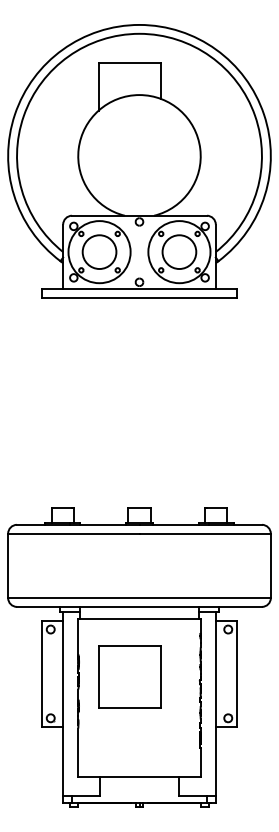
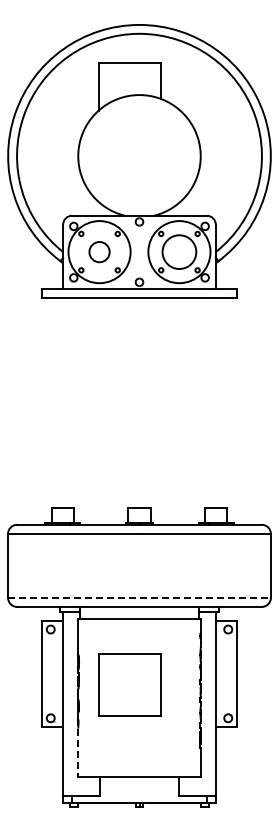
circle diameter: 34 px -> 20 px (99, 252)
line: solid -> dashed (140, 598)
part position: (129, 676) -> (129, 684) (129, 684)
line: solid -> dashed (78, 753)
